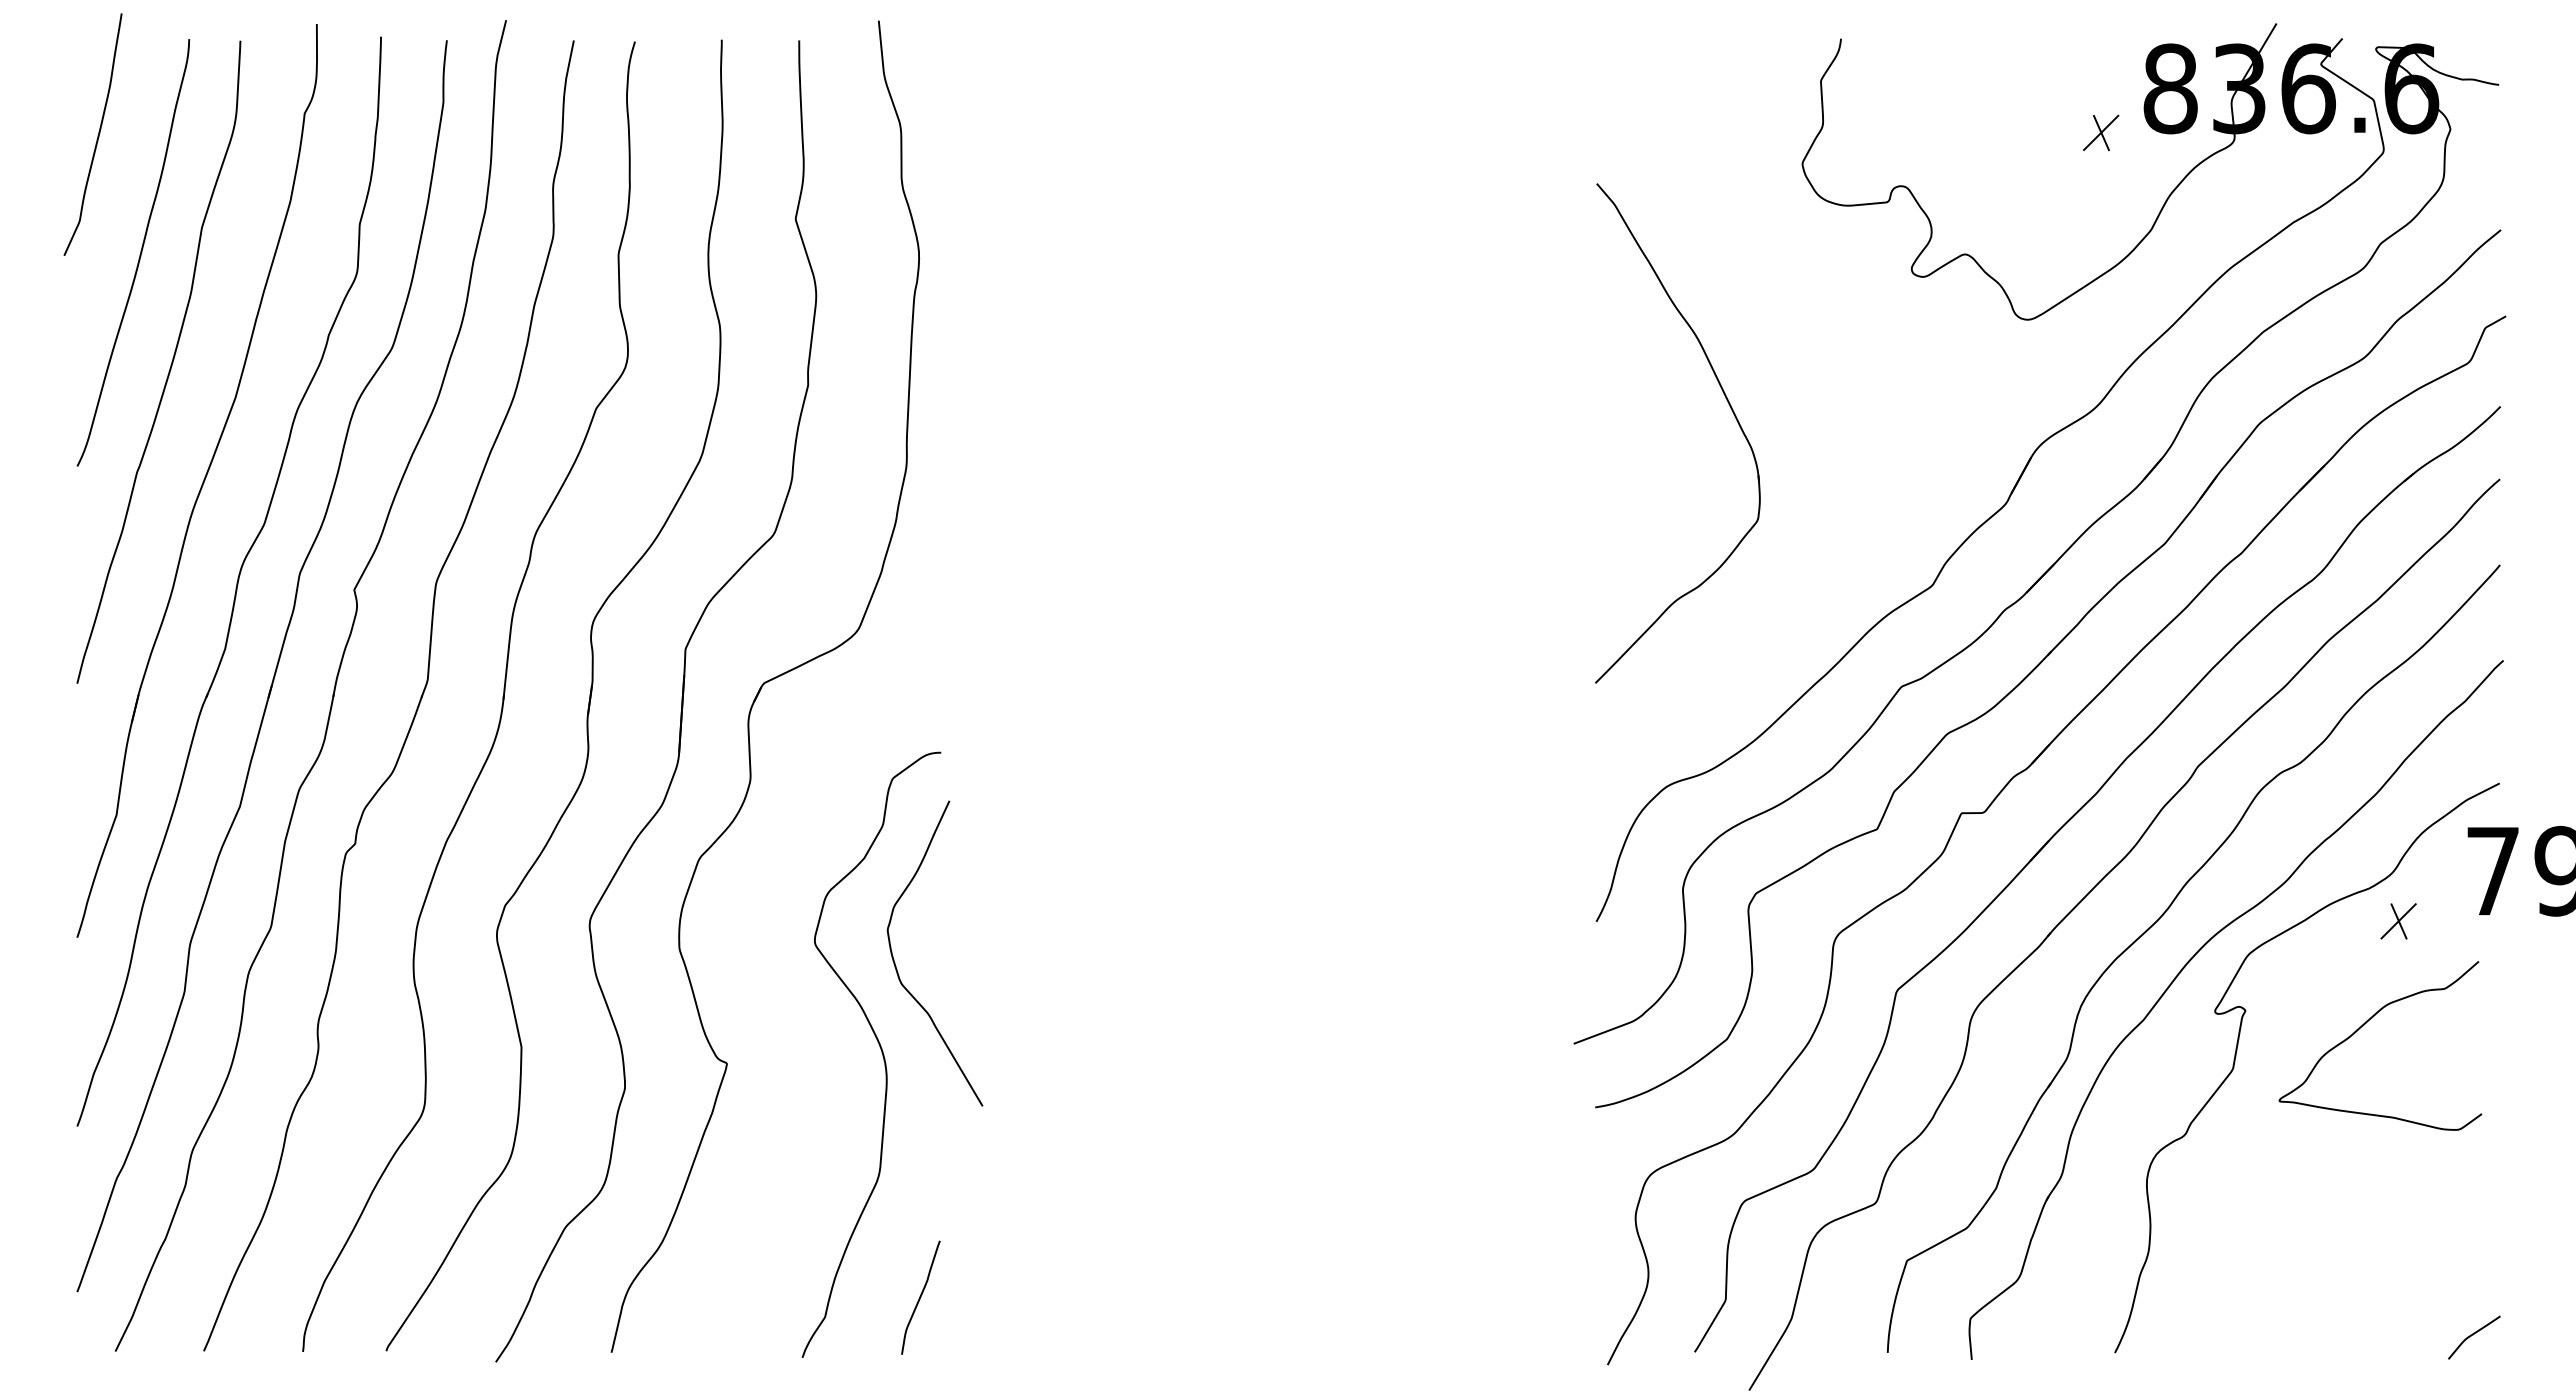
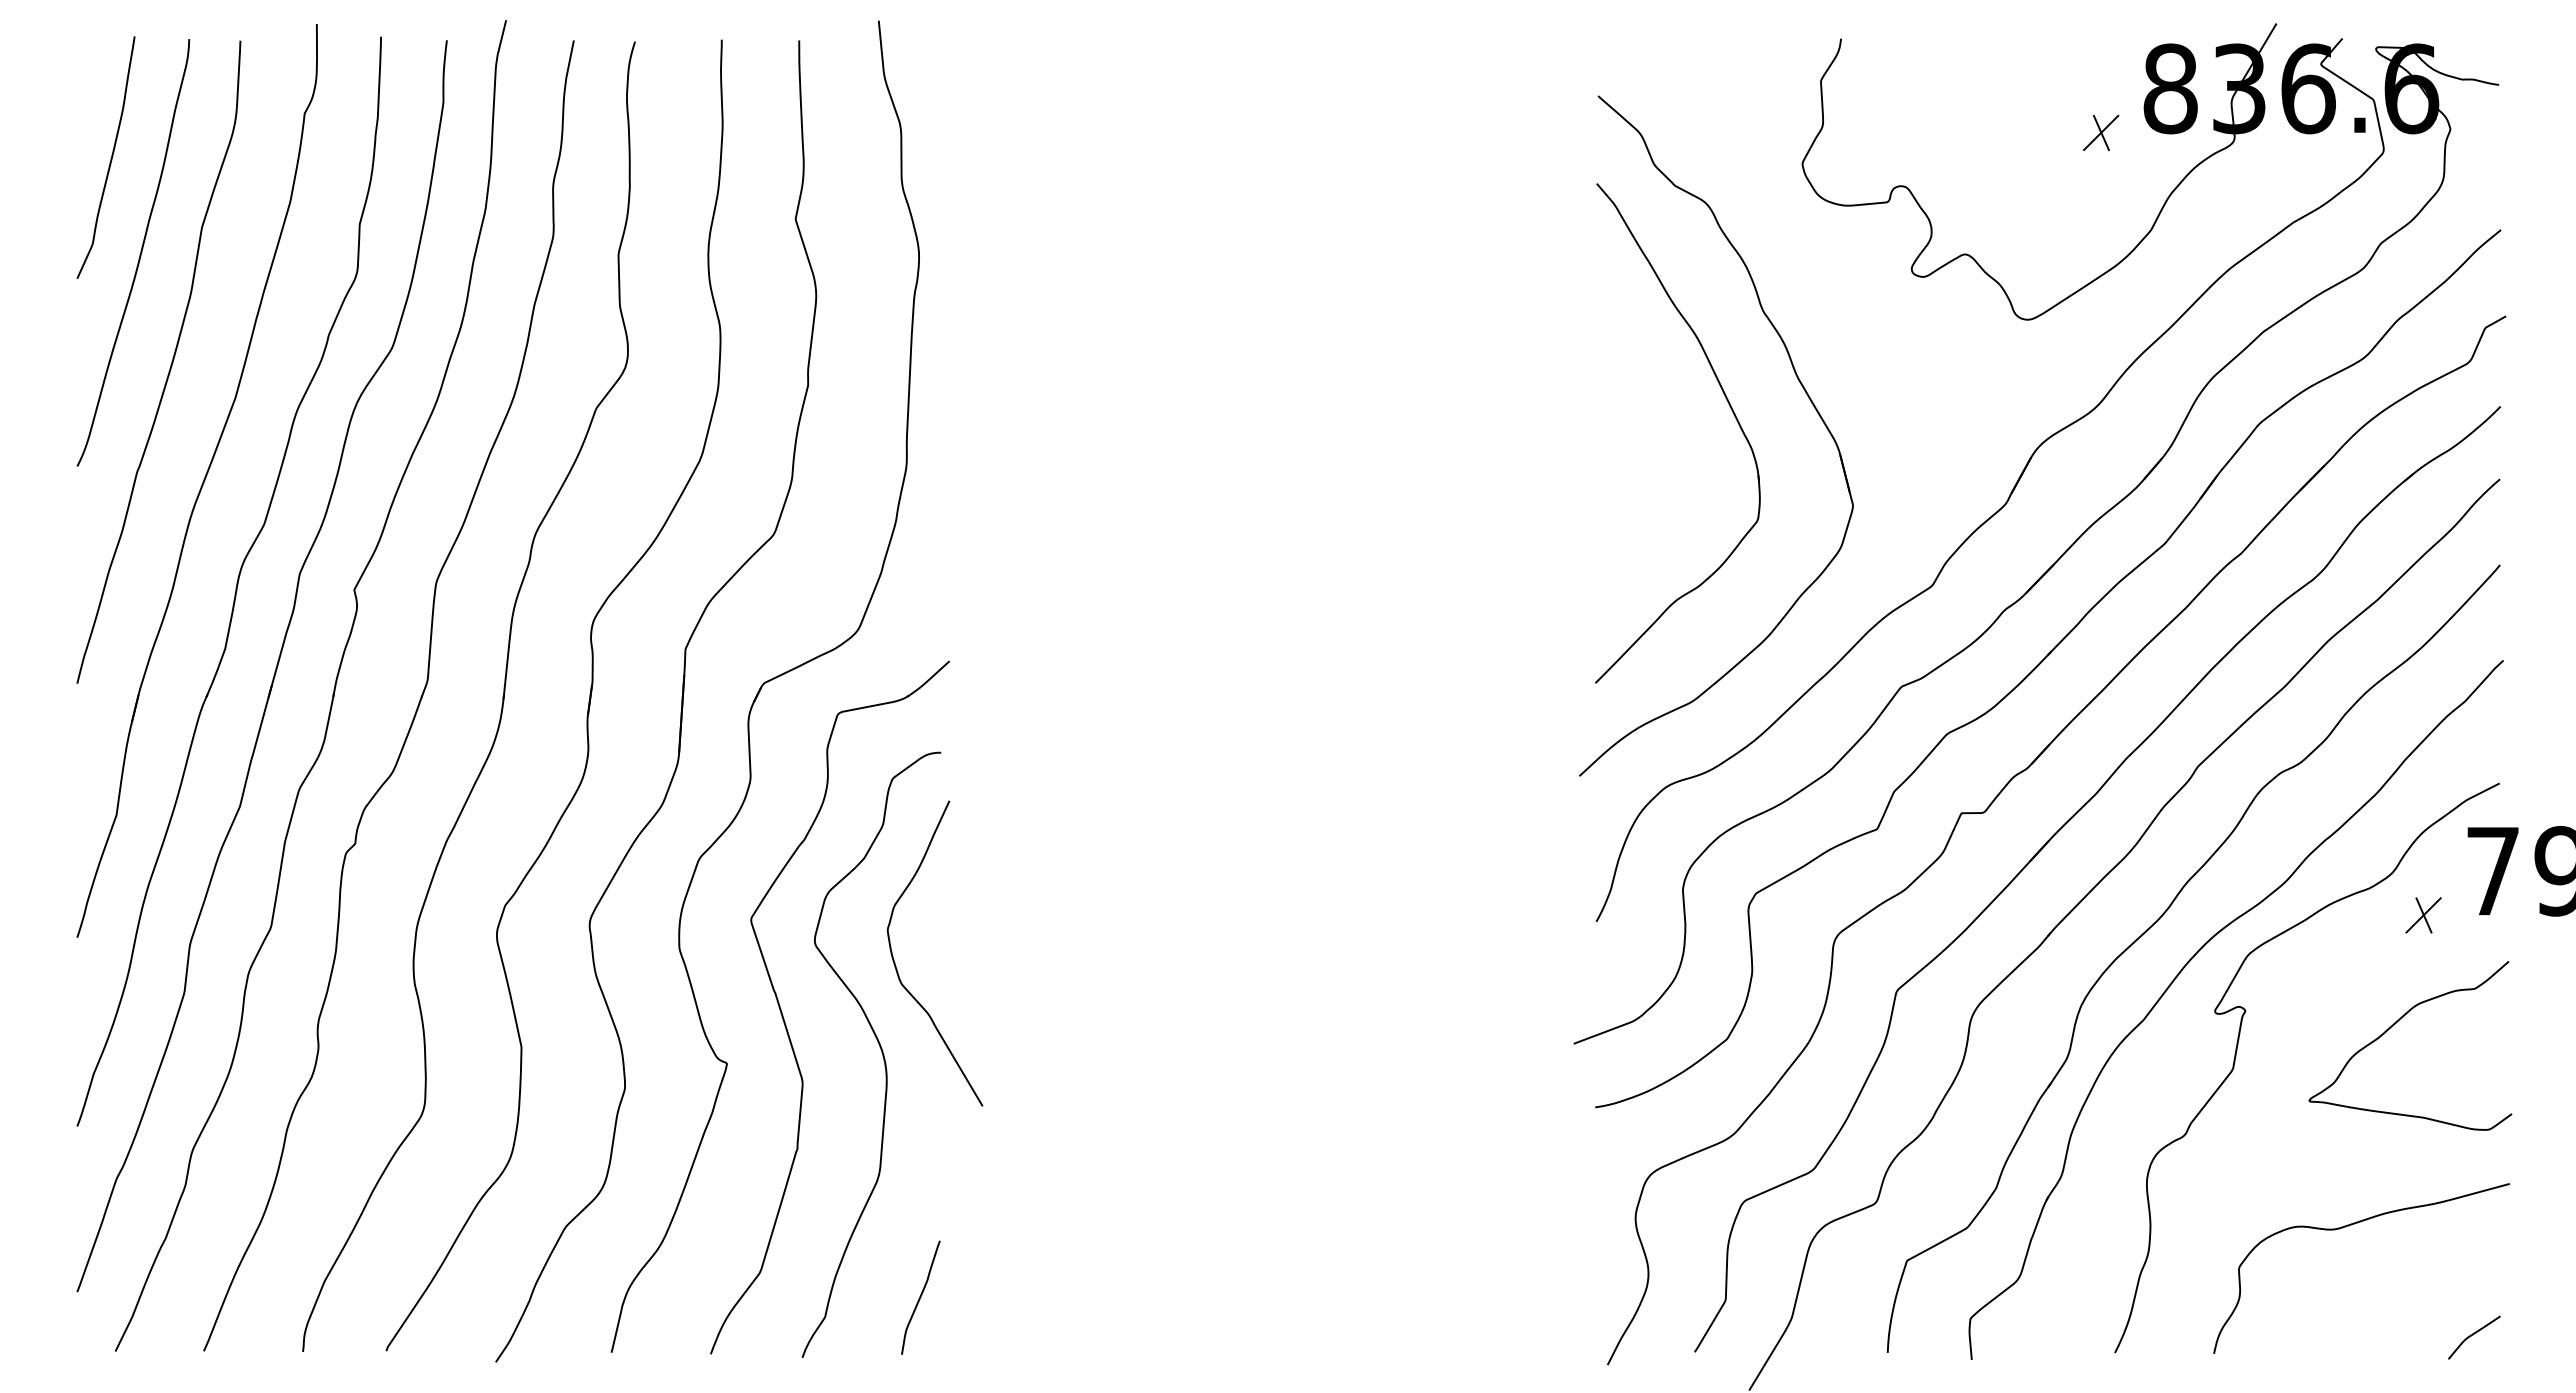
curve position: (97, 135) -> (110, 158) (110, 158)
part: none -> present (1801, 386)
part position: (2398, 921) -> (2423, 915) (2423, 915)
part: none -> present (785, 1021)
curve position: (2363, 1026) -> (2393, 1026) (2393, 1026)
curve: none -> present (2348, 1226)
